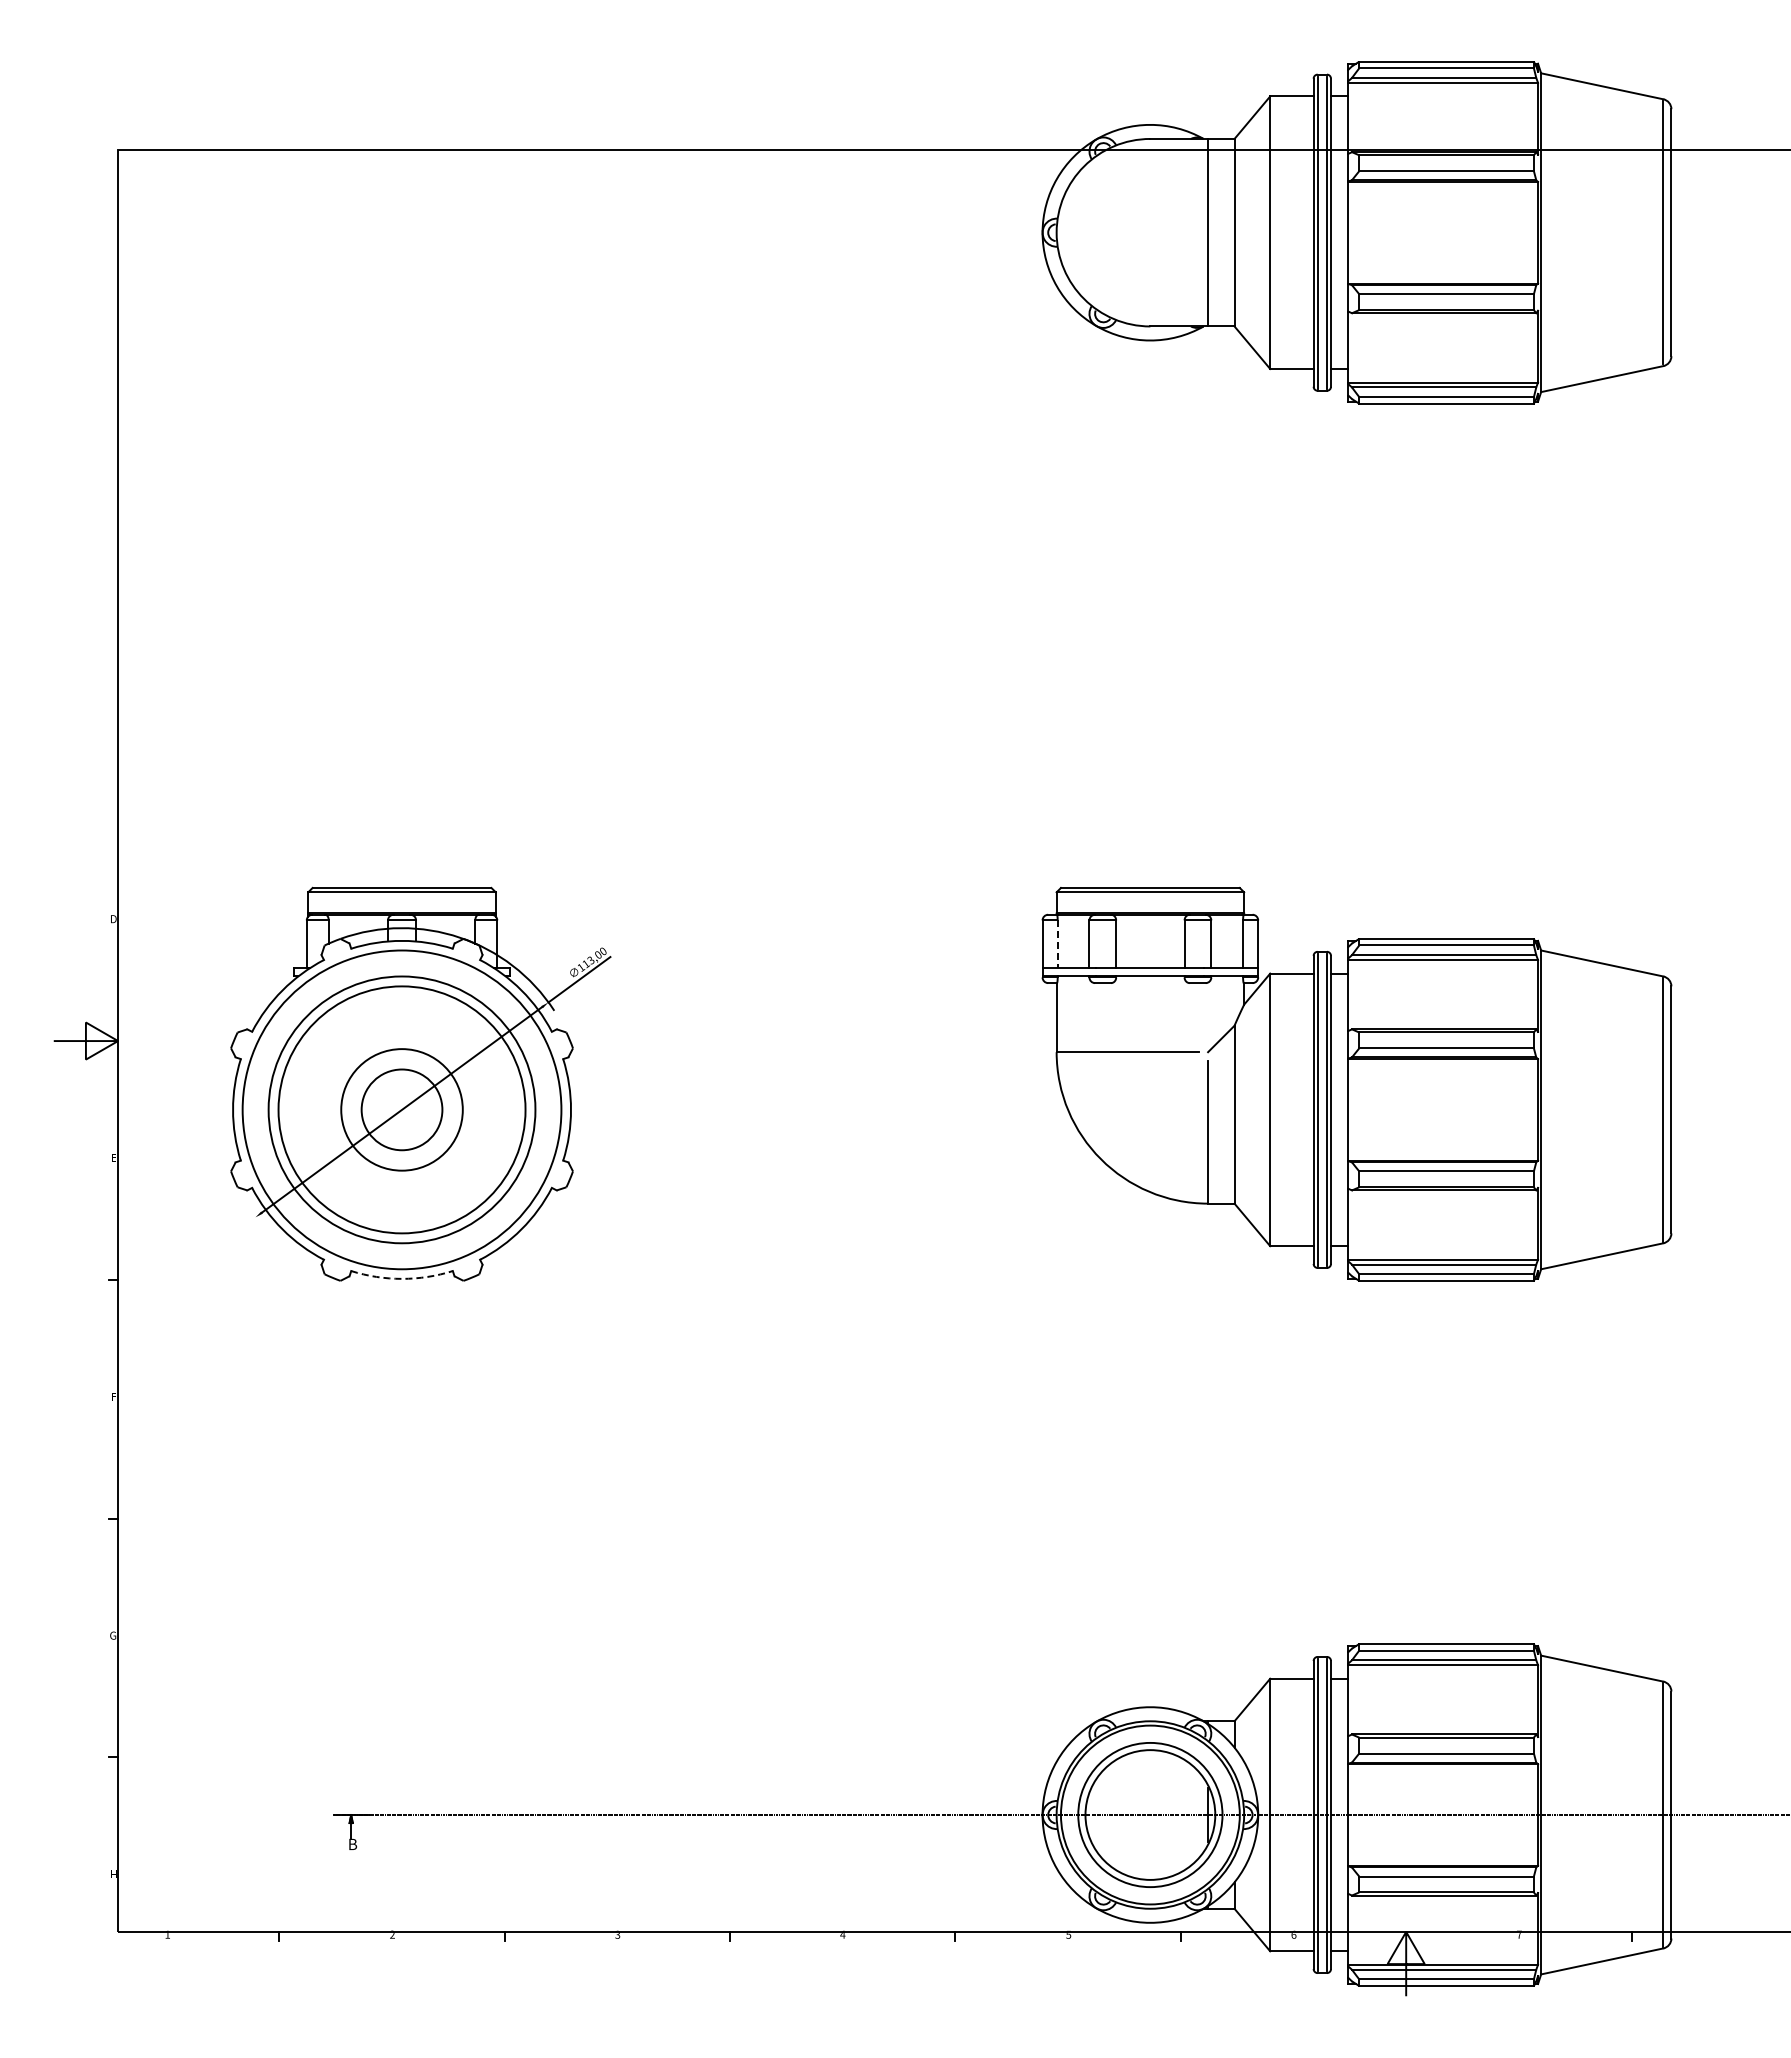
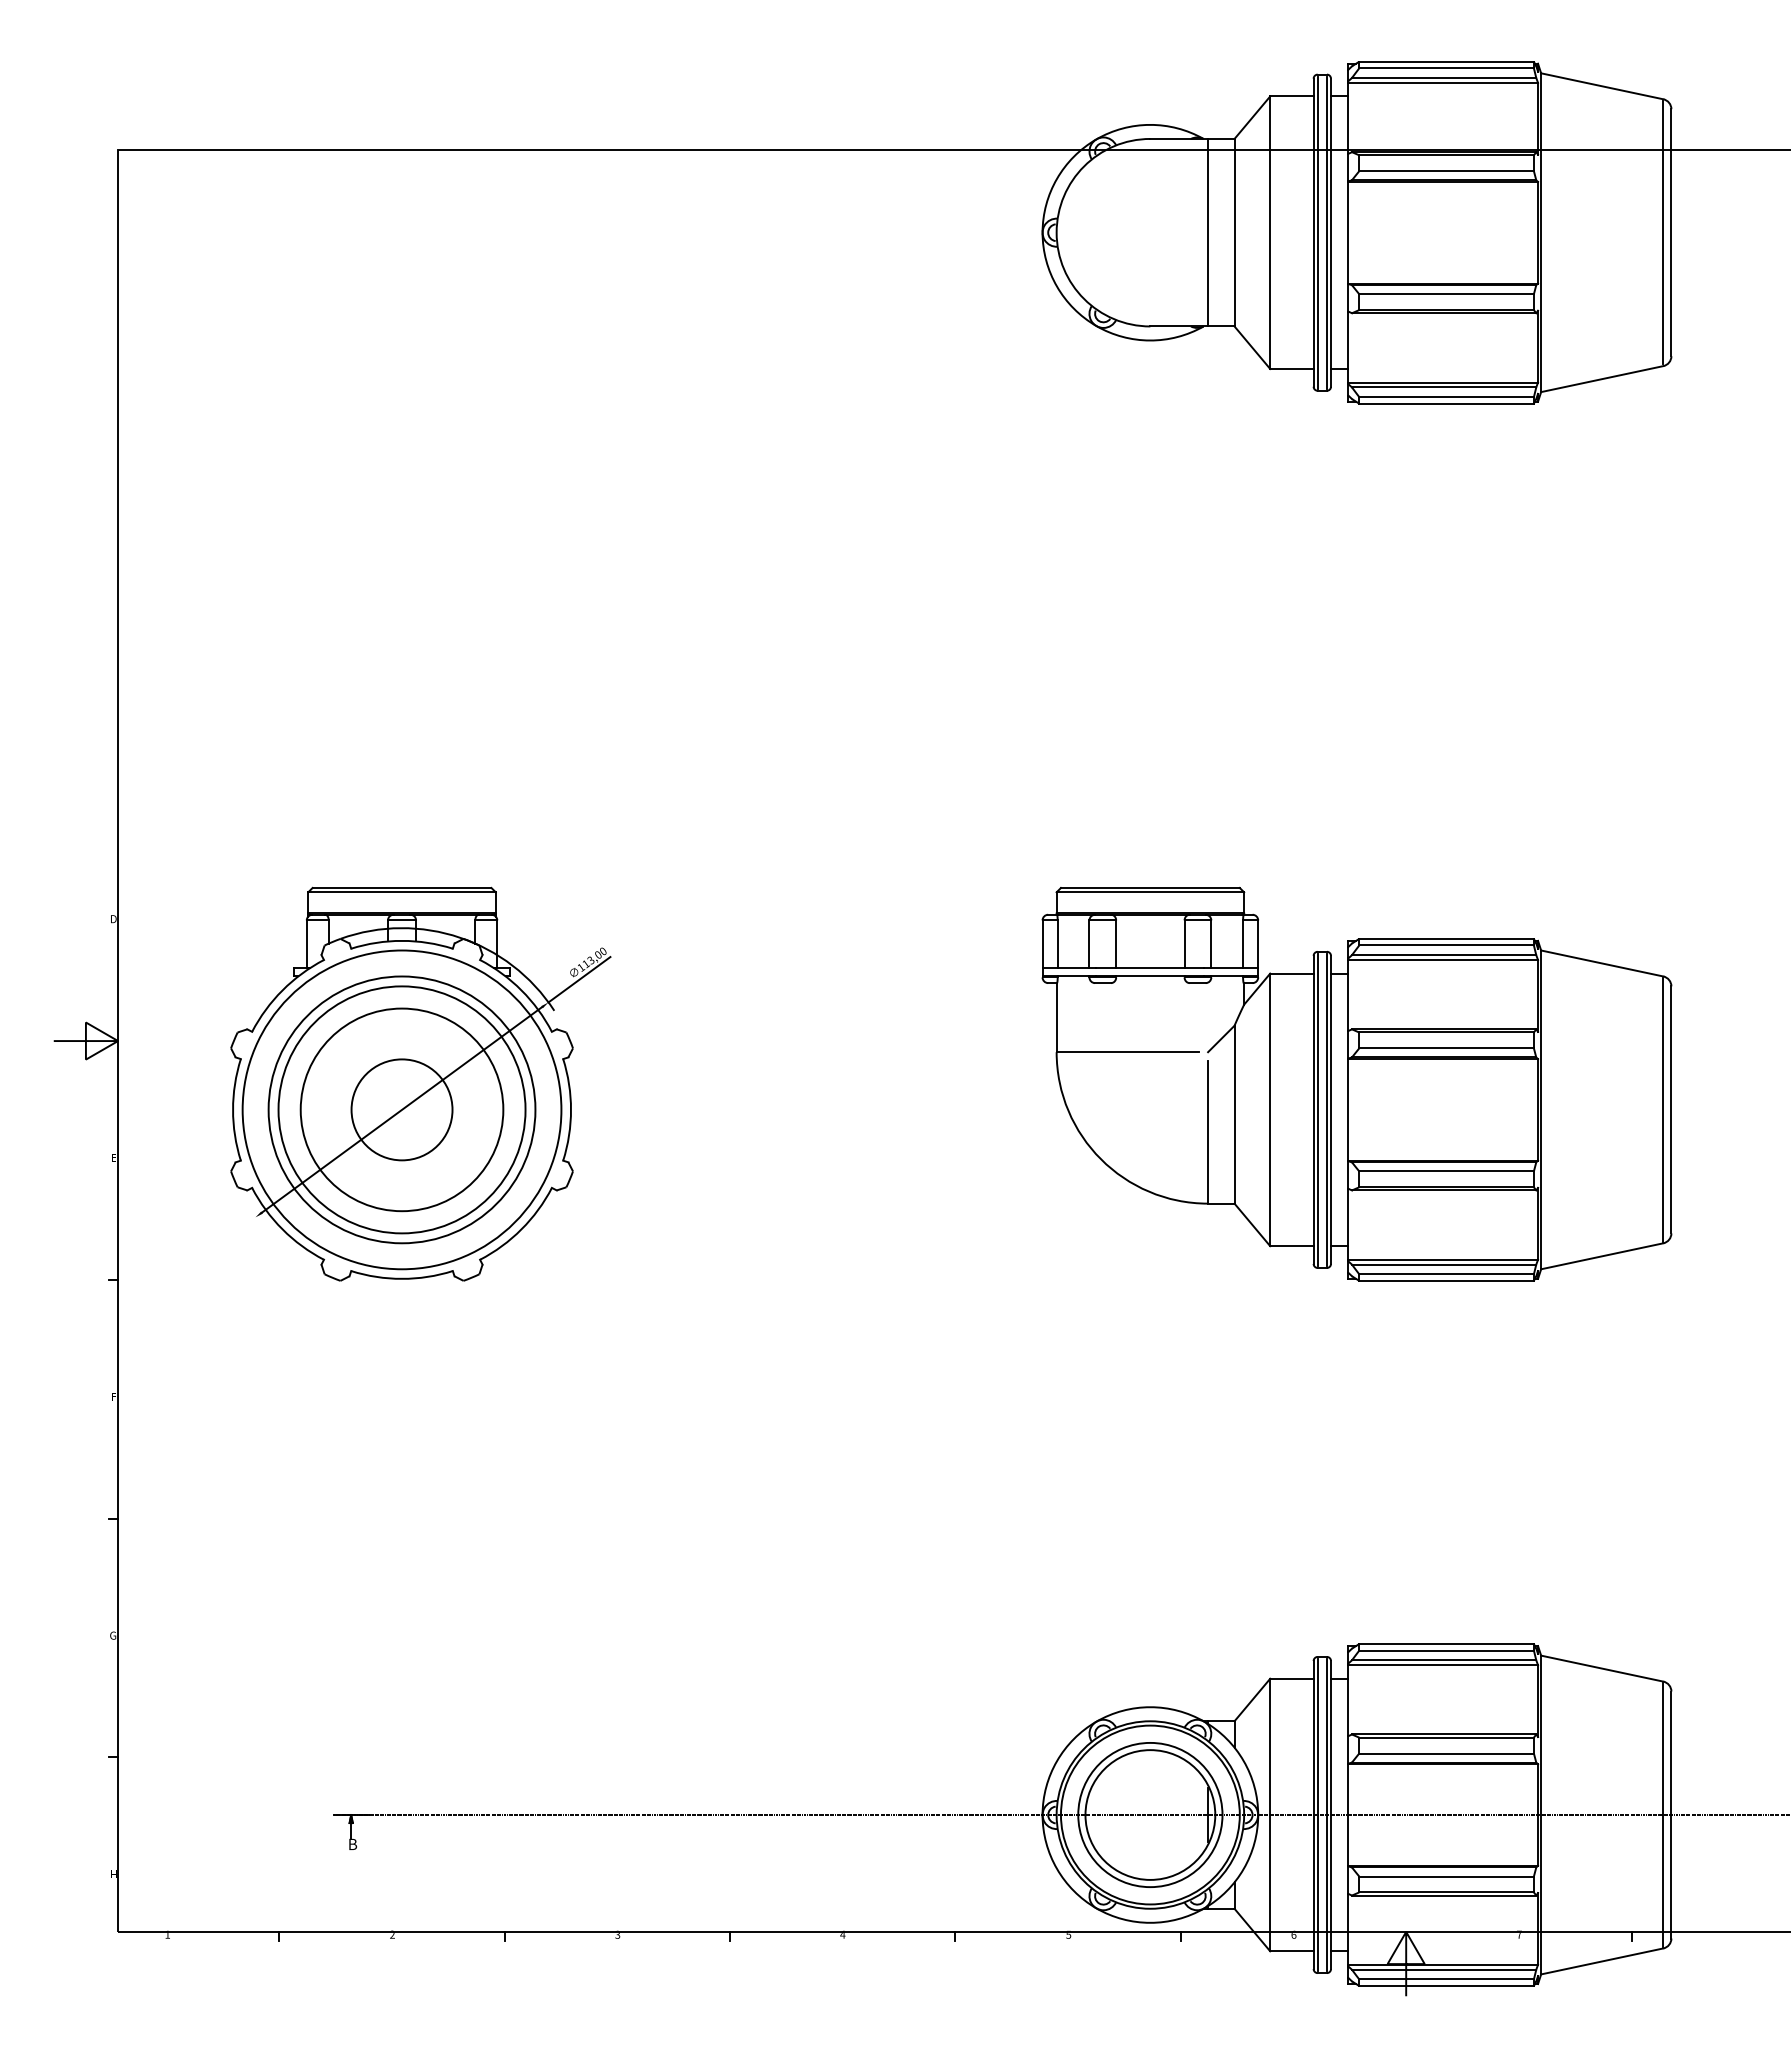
line: dashed -> solid (1057, 944)
circle diameter: 122 px -> 203 px (401, 1109)
circle diameter: 81 px -> 101 px (401, 1109)
arc: dashed -> solid (402, 1278)
